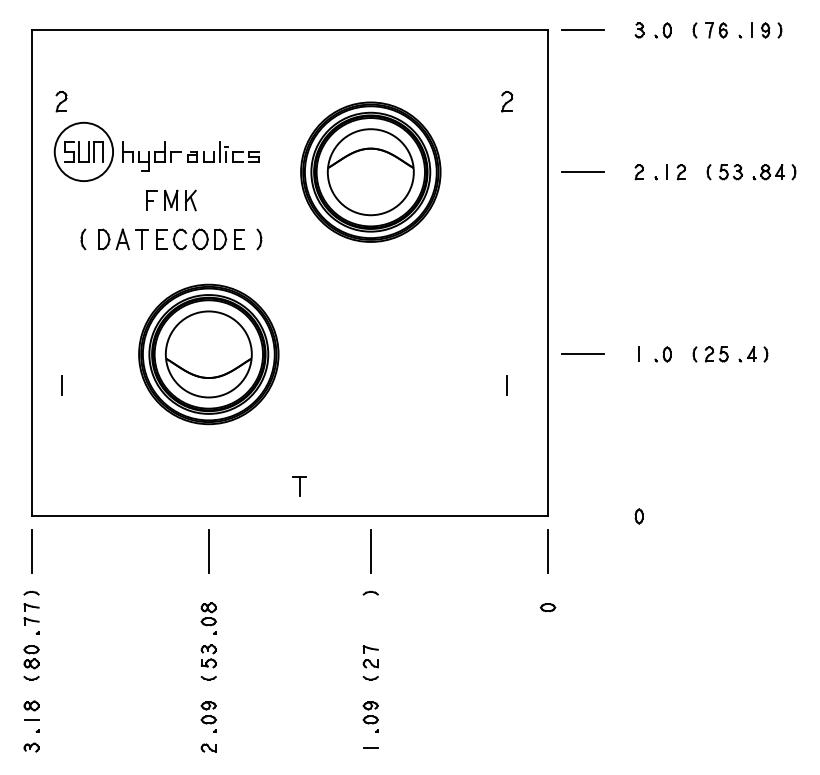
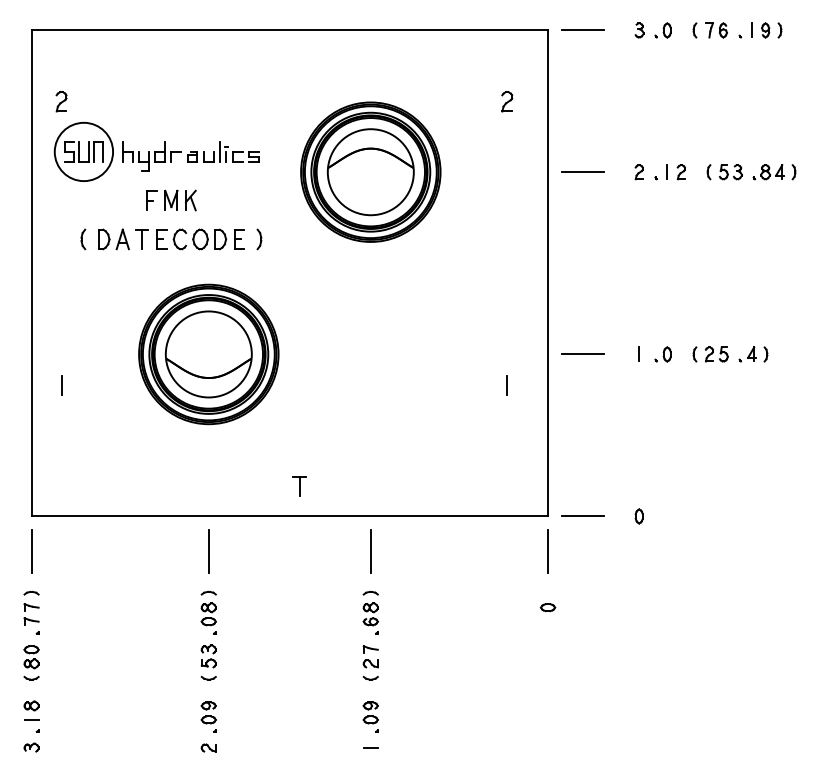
line: none -> present (583, 516)
part: none -> present (208, 592)
part: none -> present (370, 618)
